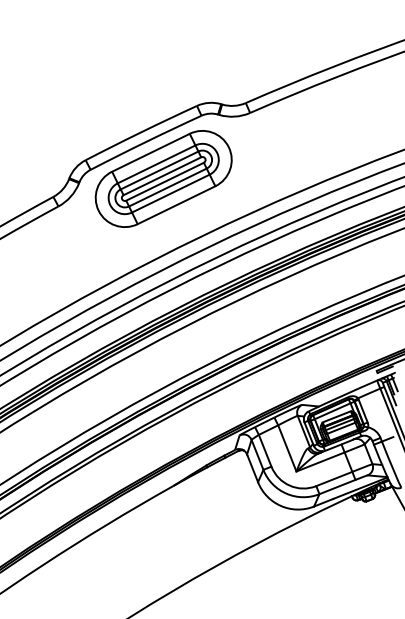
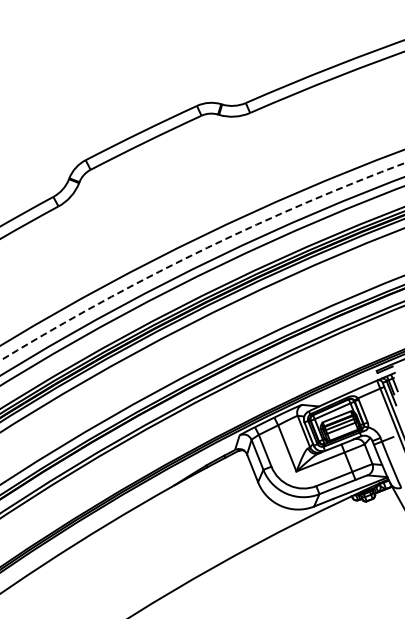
part: present -> none (163, 178)
arc: solid -> dashed (198, 252)
